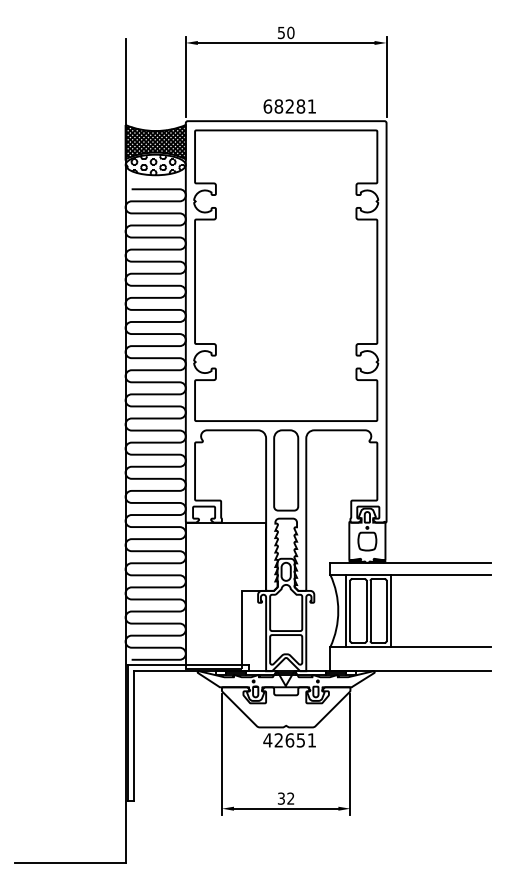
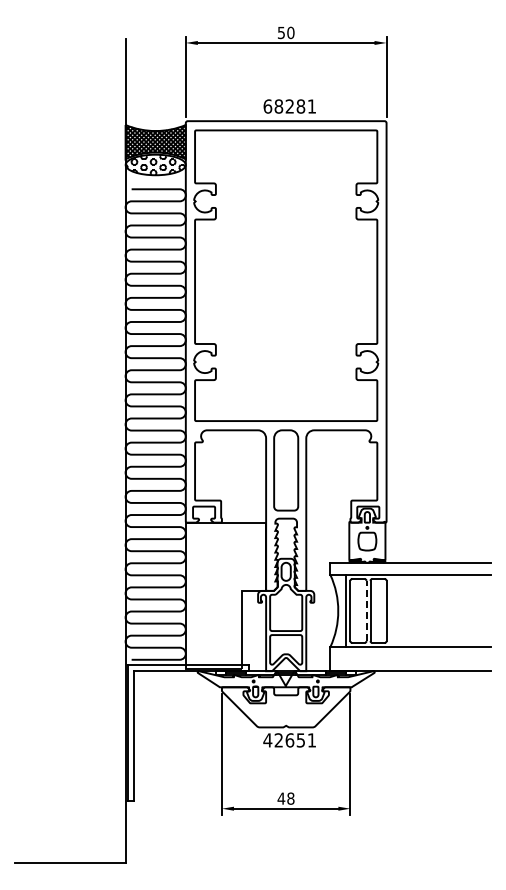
line: solid -> dashed (366, 610)
line: present -> none (390, 610)
text: 32 -> 48 (285, 798)
